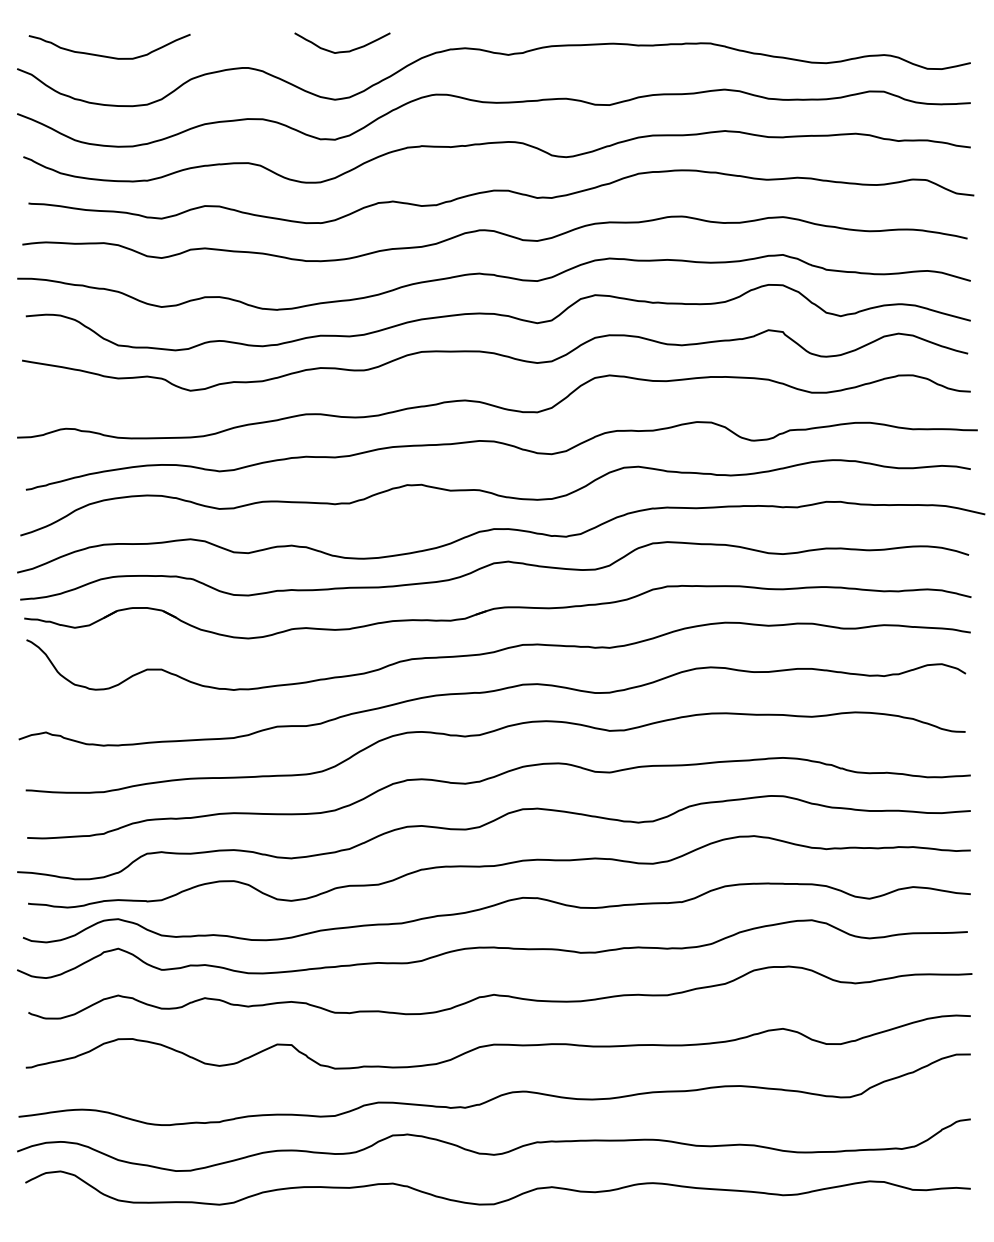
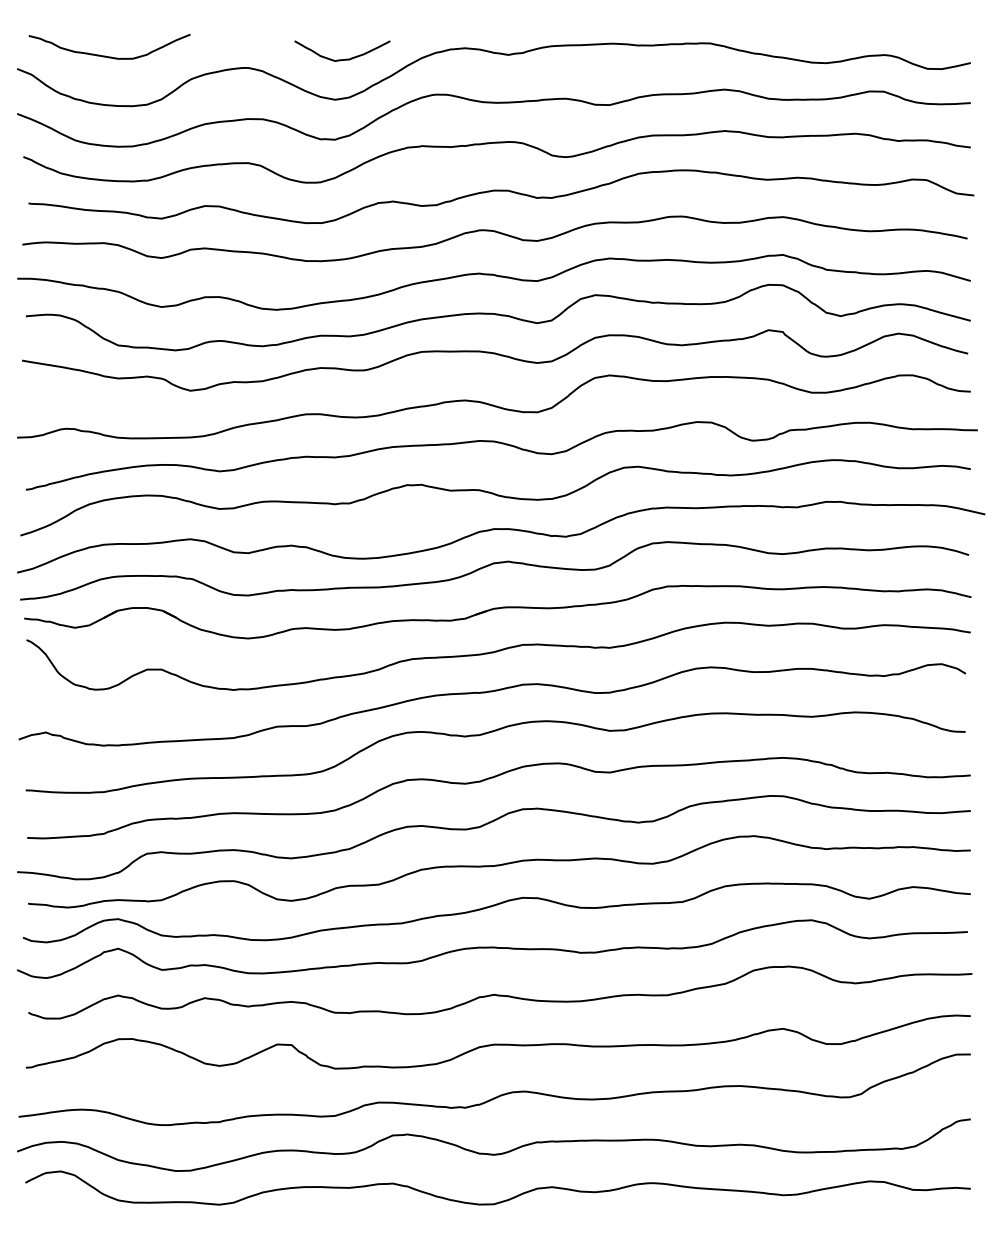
curve position: (345, 50) -> (345, 58) (345, 58)
